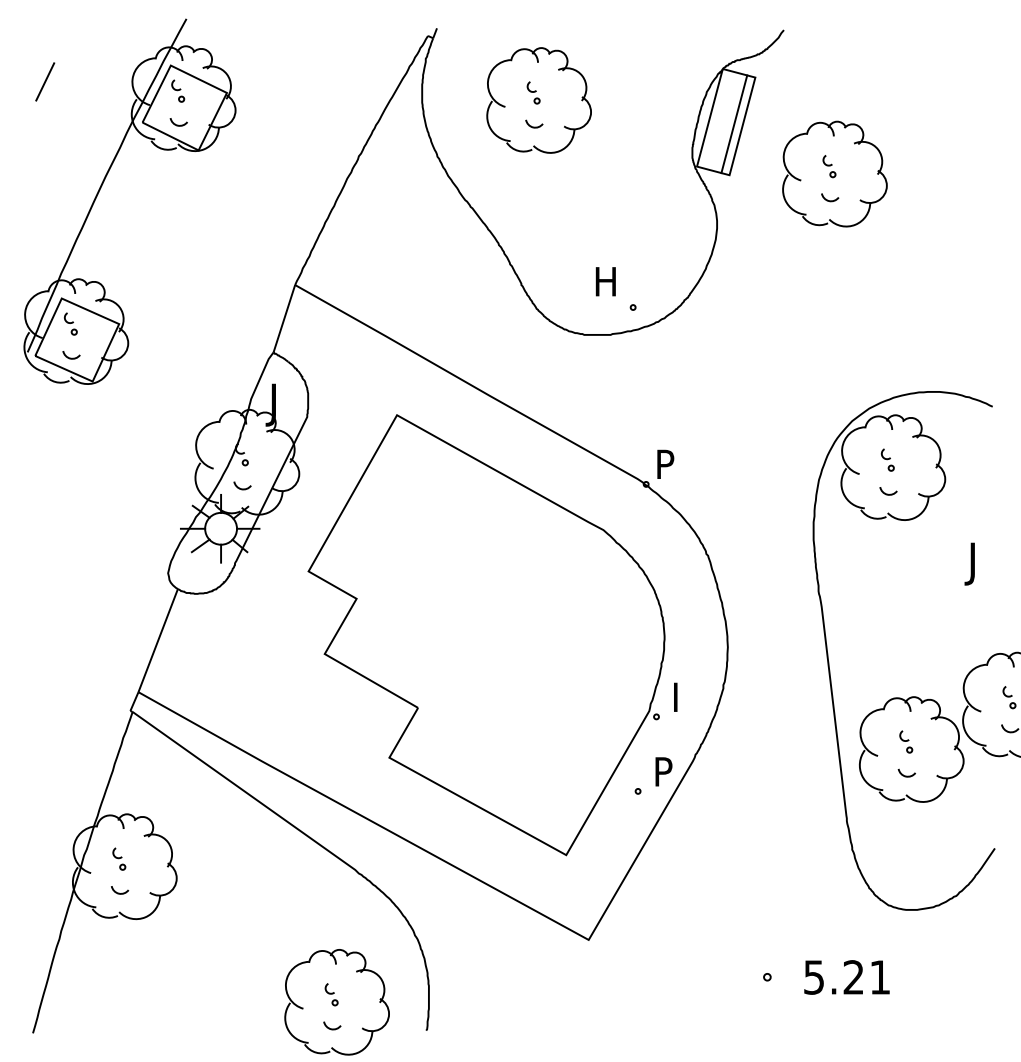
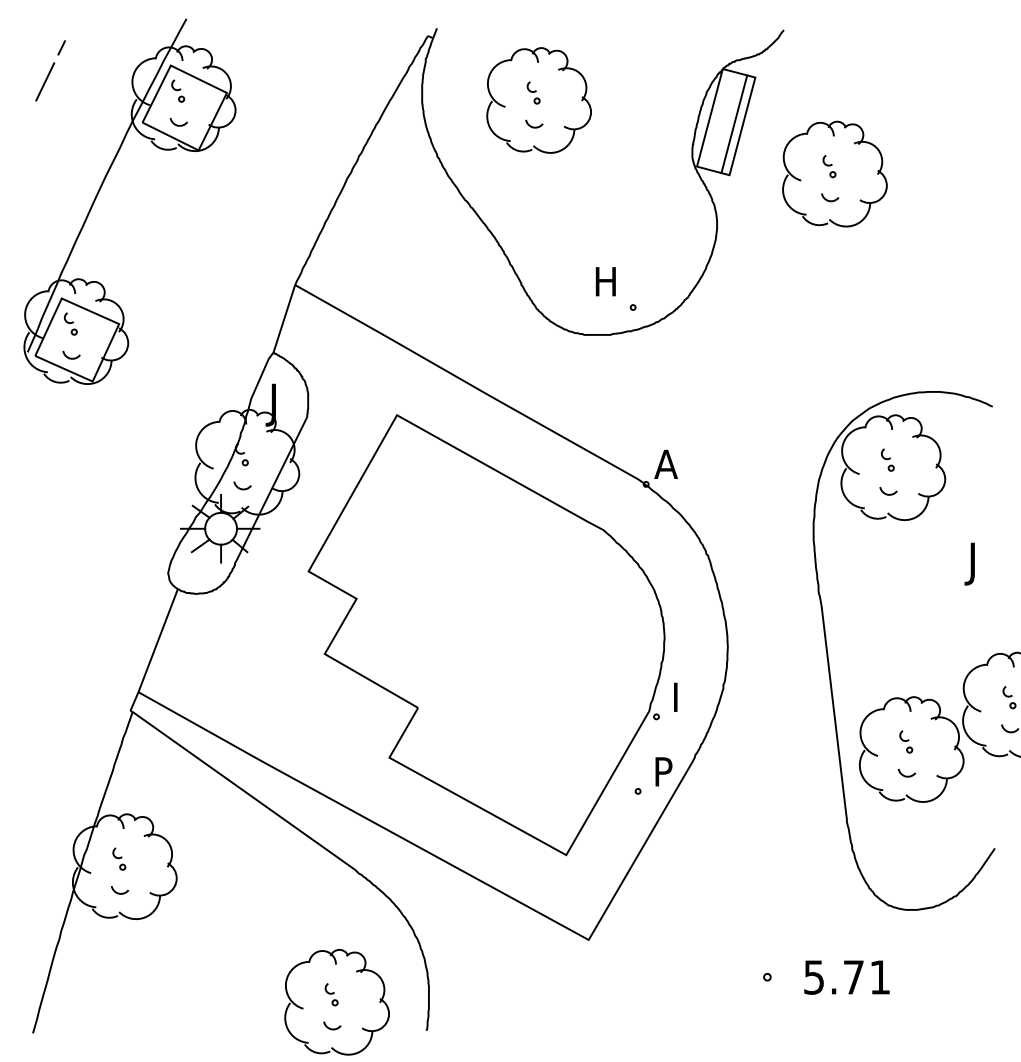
line: none -> present (61, 47)
text: P -> A (665, 463)
text: 5.21 -> 5.71 (853, 977)
